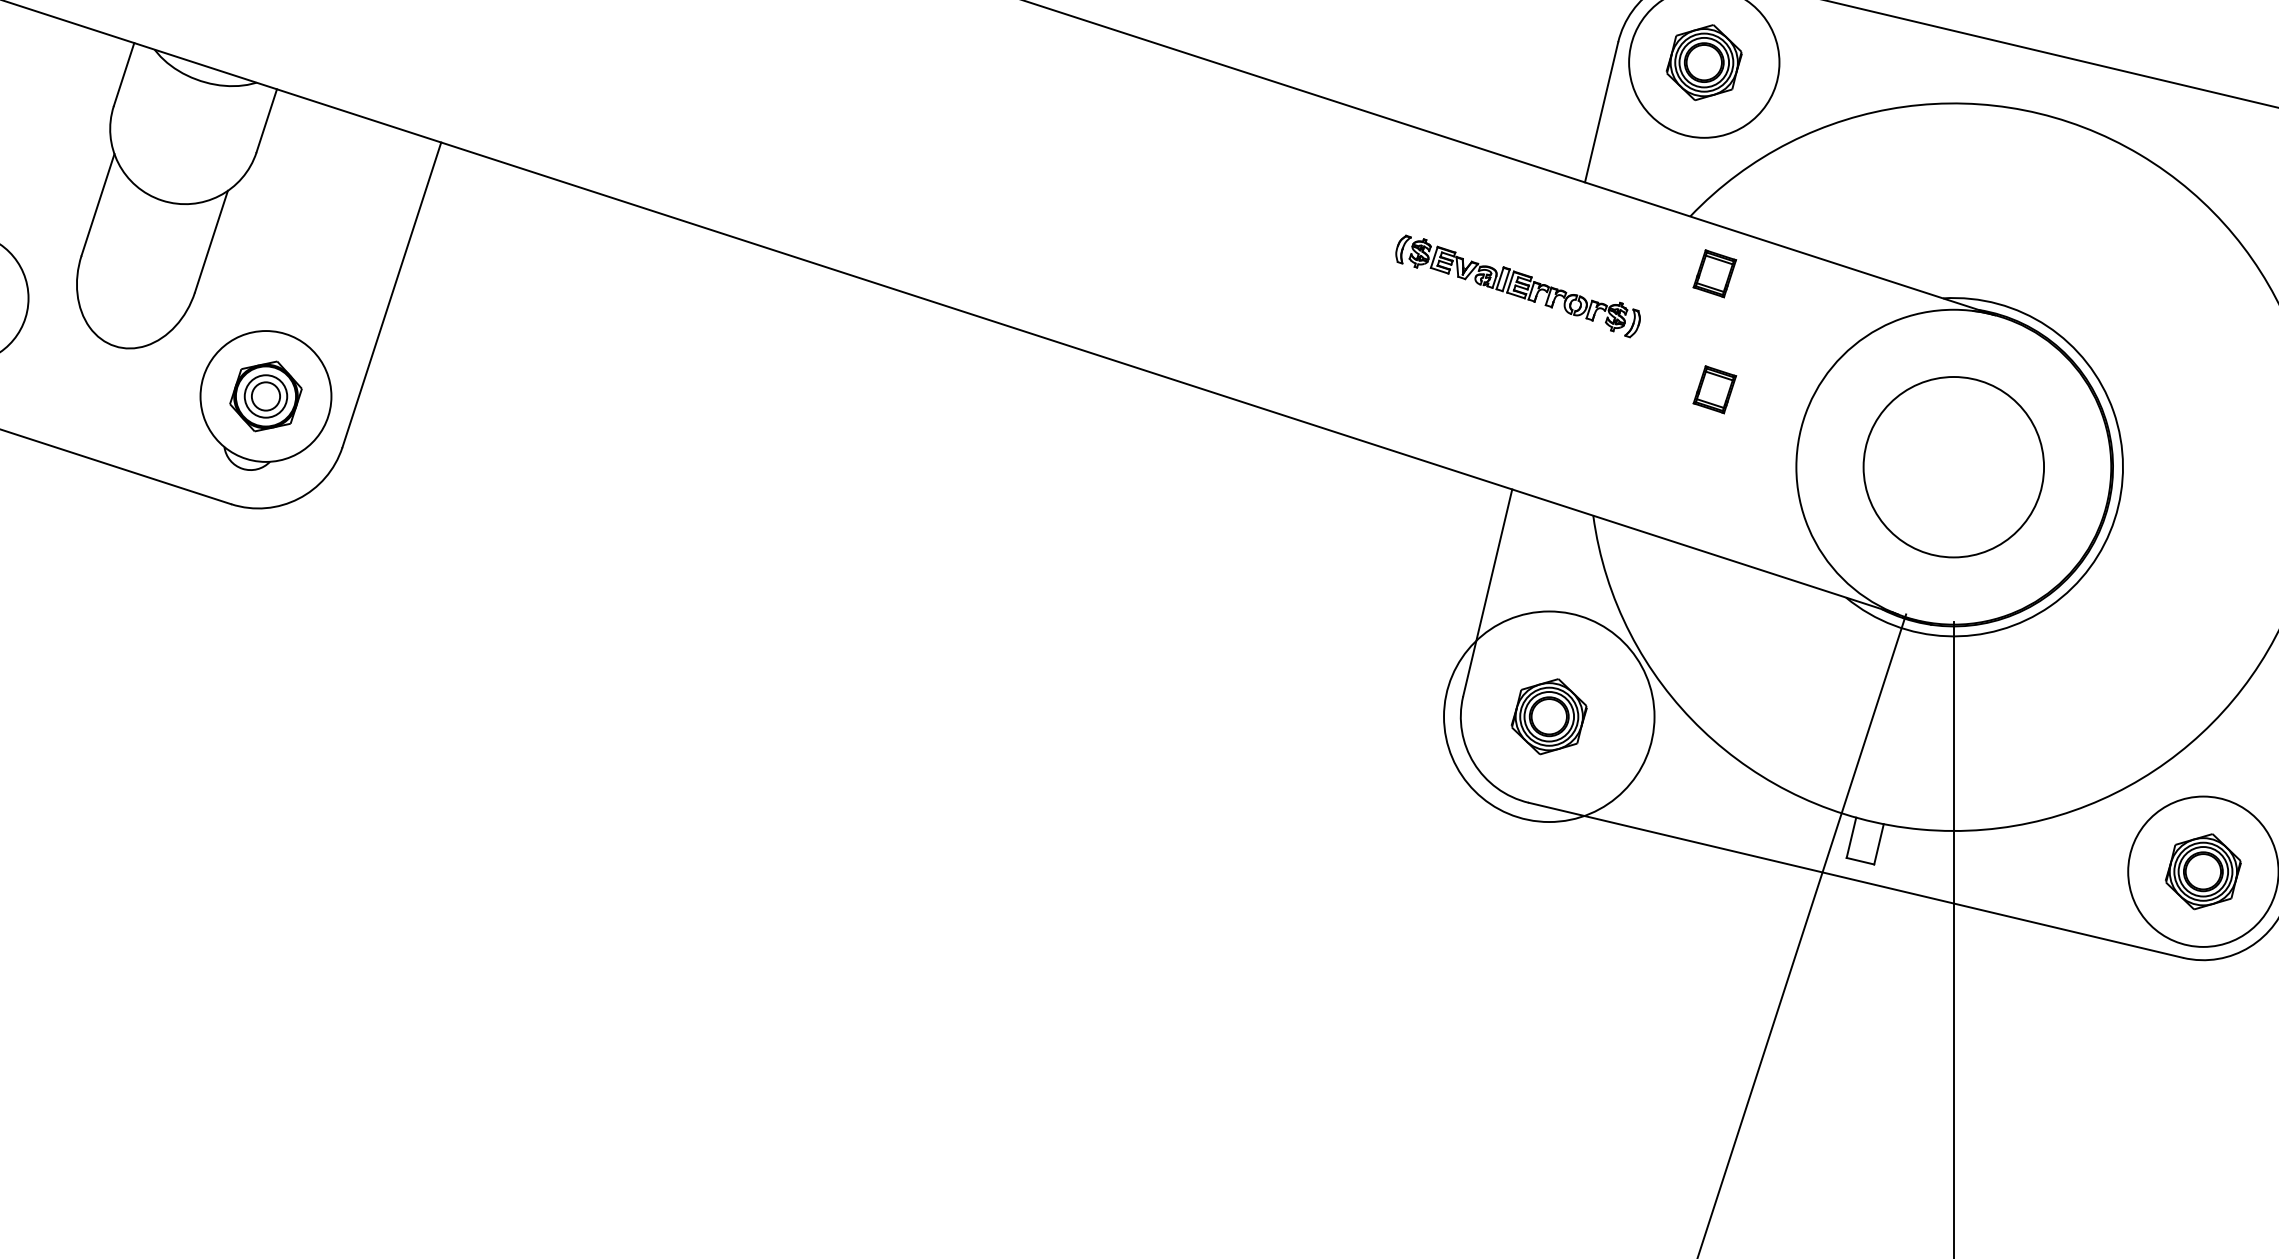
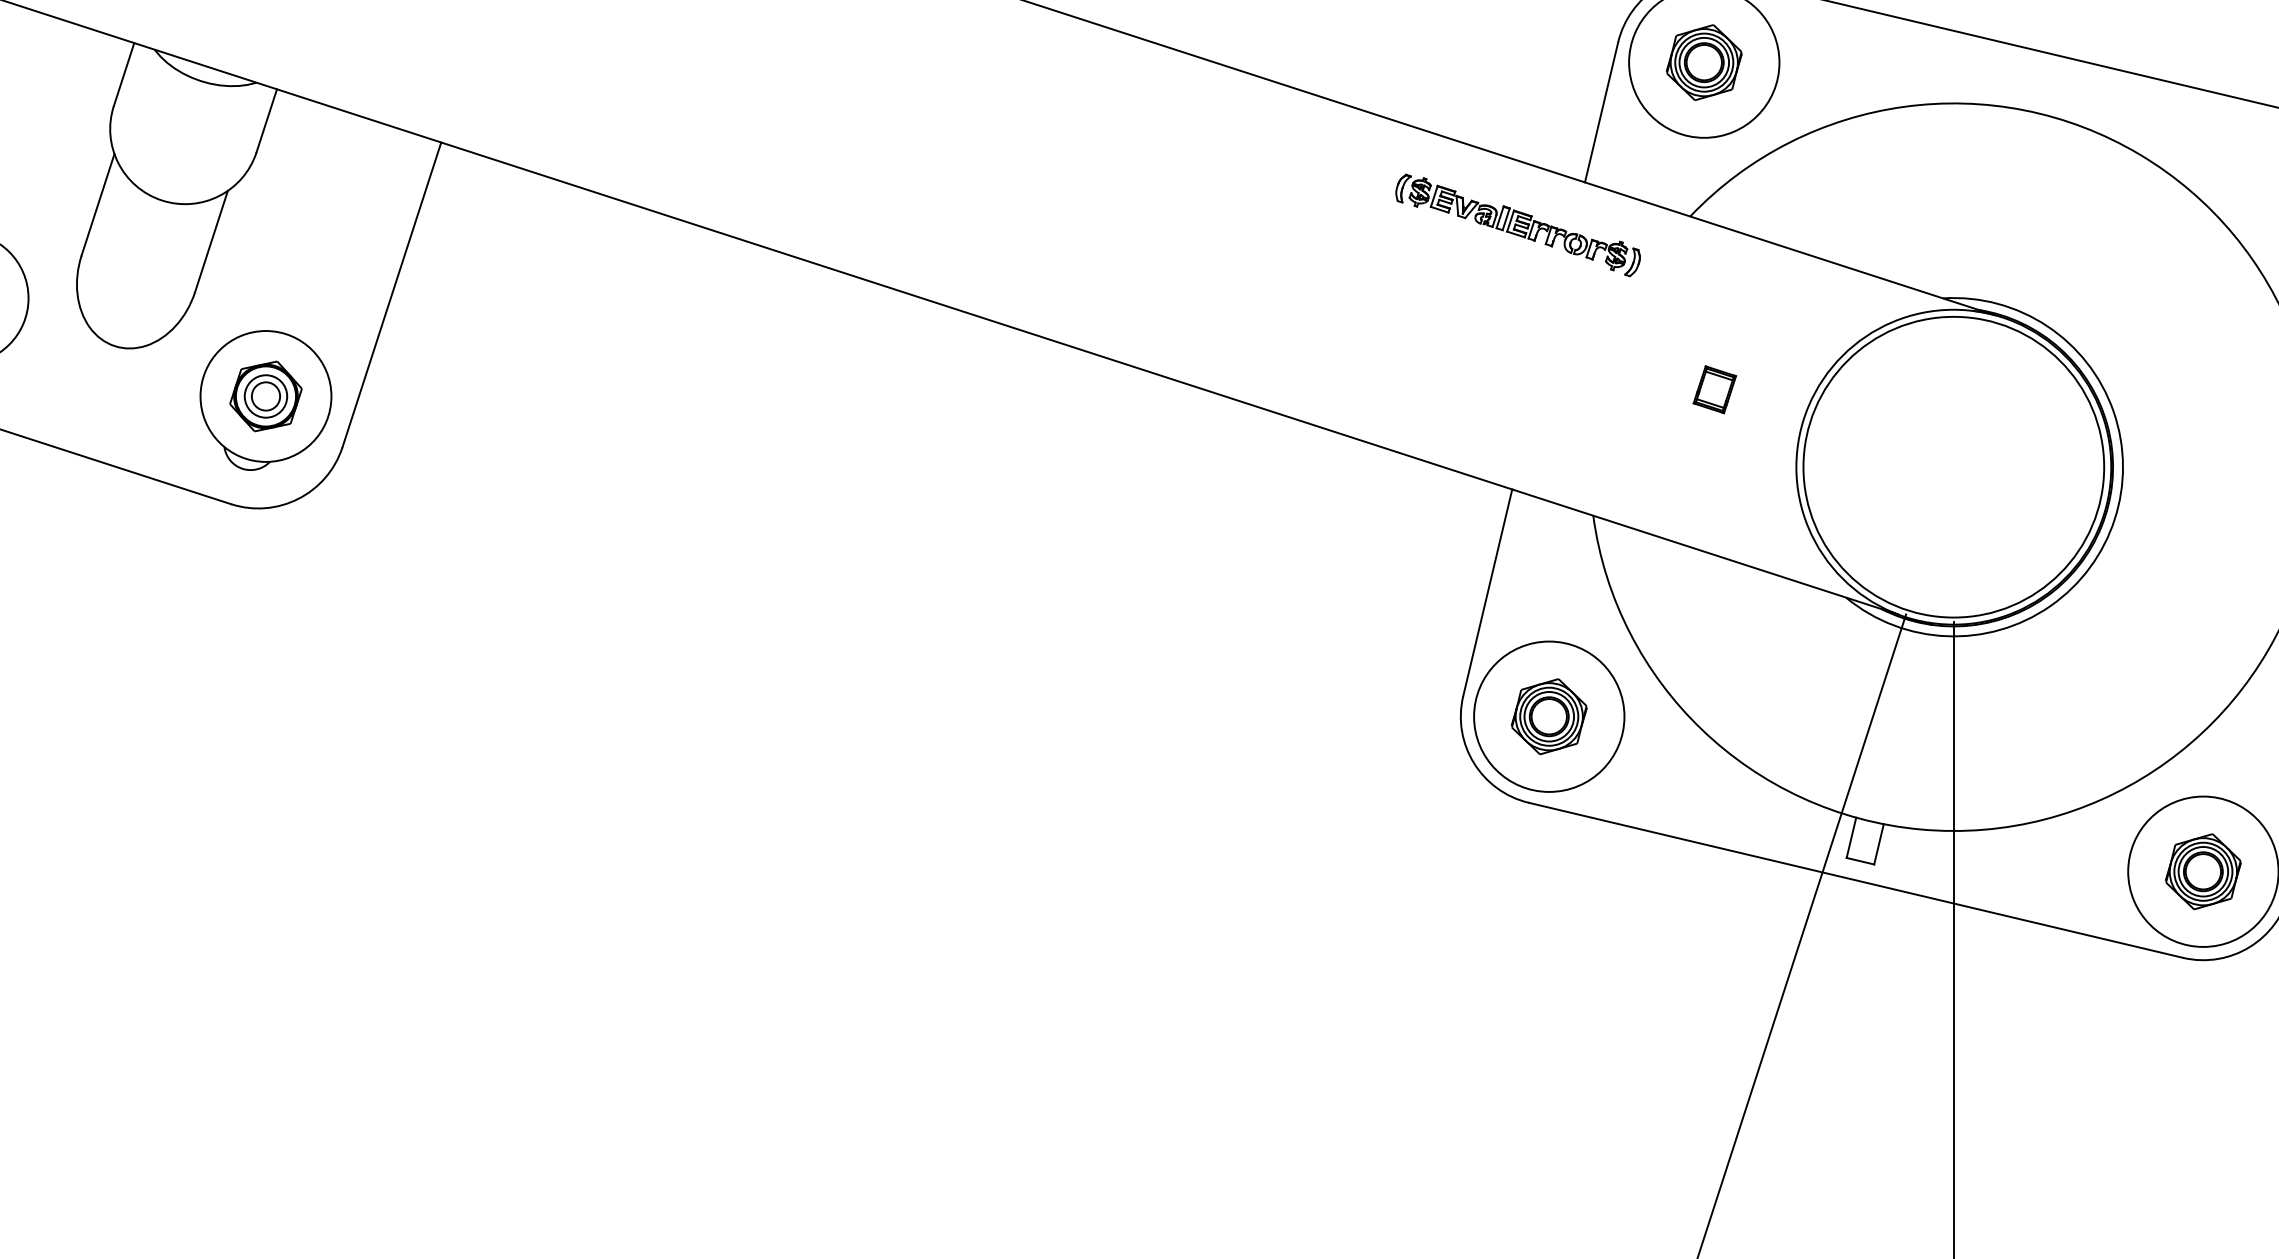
part: present -> none (1714, 273)
part position: (1517, 286) -> (1517, 225) (1517, 225)
circle diameter: 180 px -> 301 px (1953, 466)
circle diameter: 211 px -> 150 px (1549, 716)
